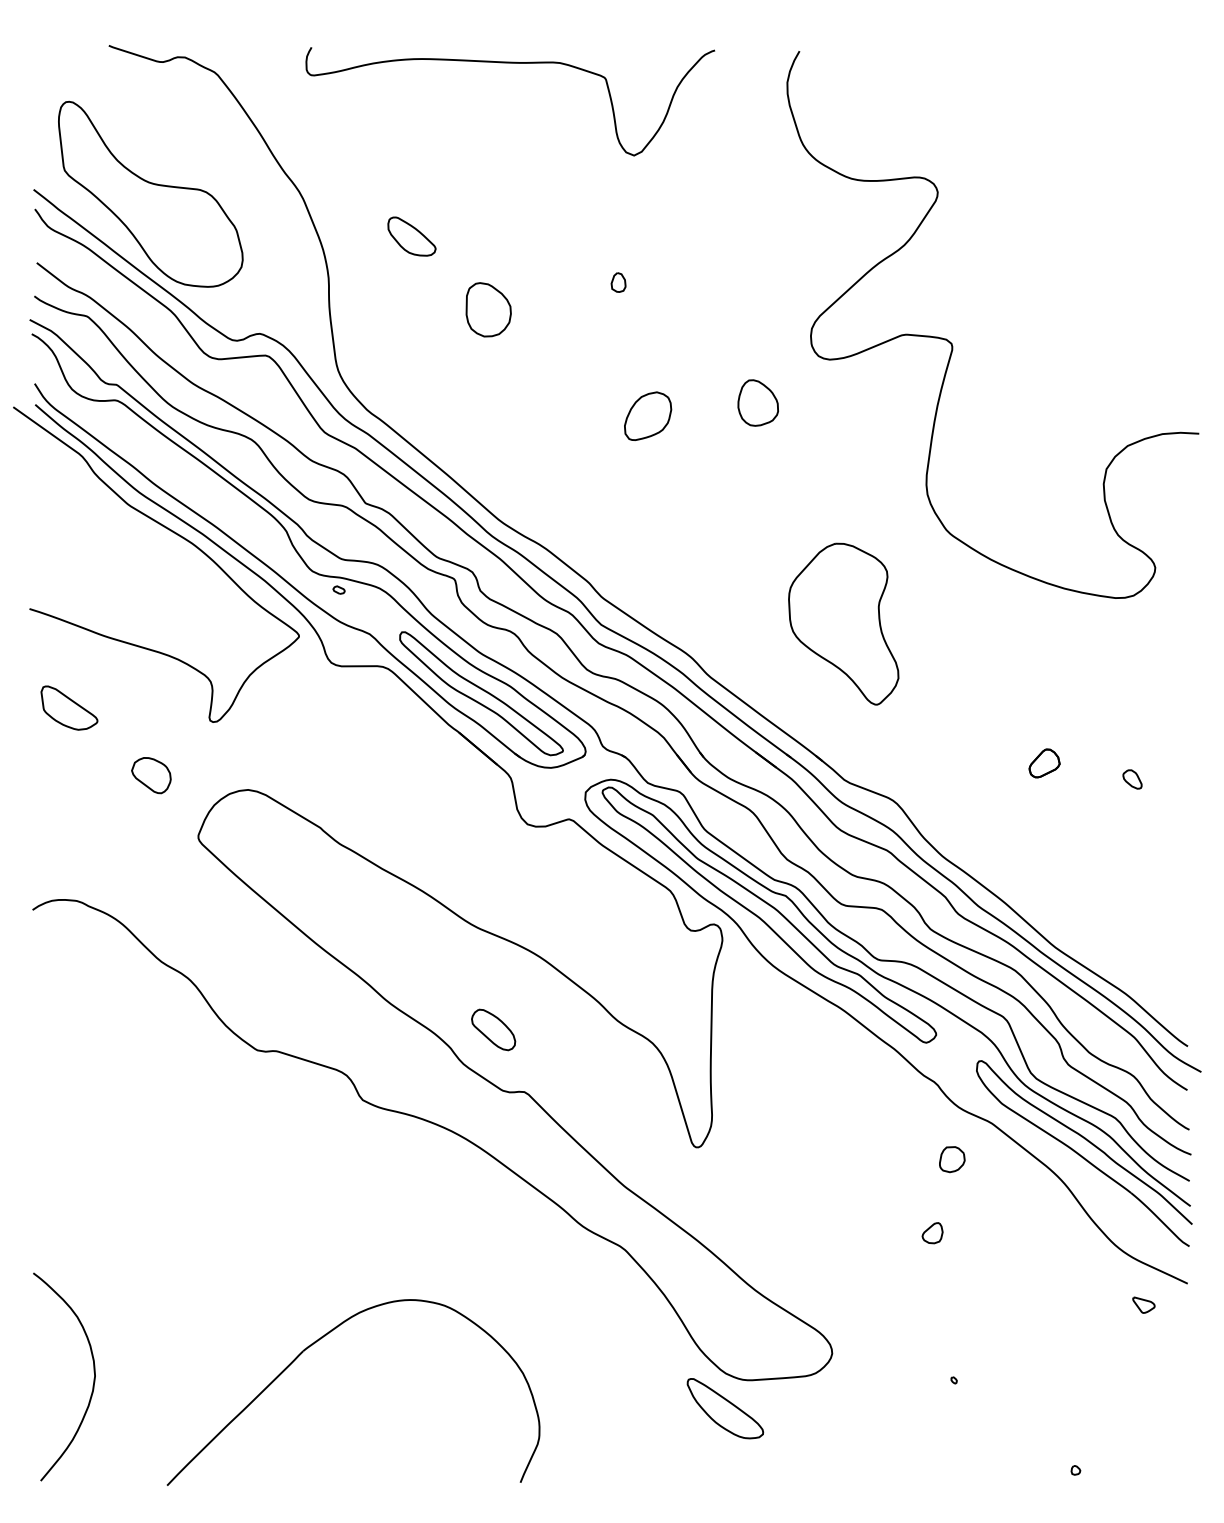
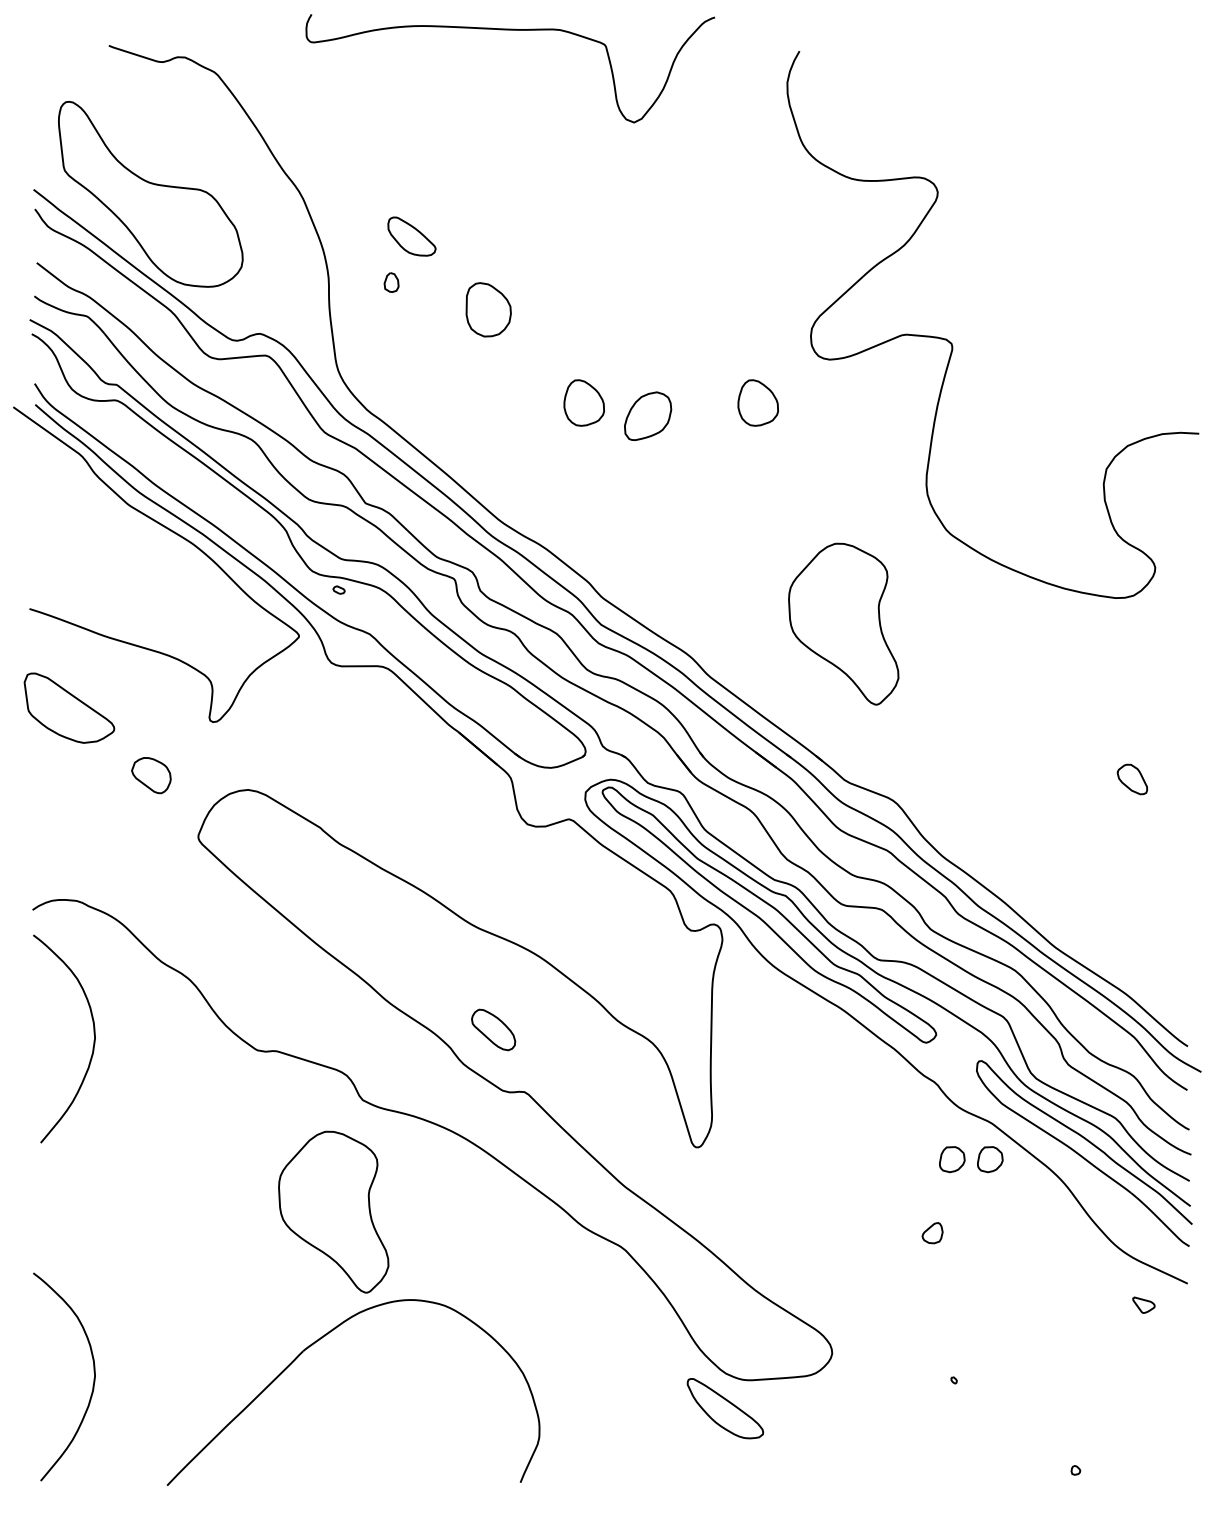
curve position: (510, 63) -> (510, 30) (510, 30)
part position: (618, 282) -> (391, 282) (391, 282)
part: none -> present (583, 402)
part: present -> none (481, 693)
part size: 59x46 px -> 93x72 px (69, 707)
part: present -> none (1044, 763)
part size: 21x21 px -> 32x33 px (1131, 779)
curve: none -> present (93, 1040)
part: none -> present (990, 1159)
part: none -> present (333, 1211)
